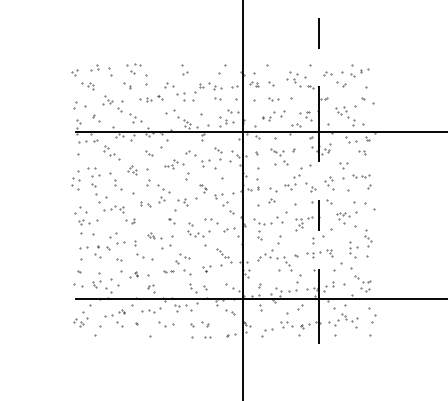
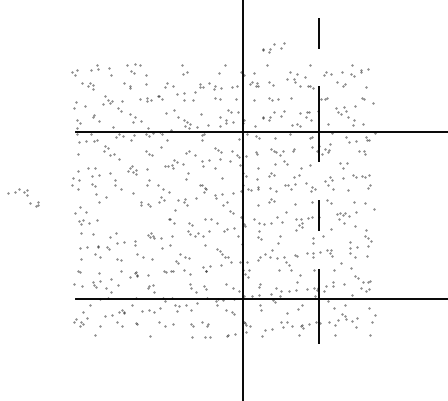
part: none -> present (273, 47)
part: none -> present (271, 174)
part position: (119, 214) -> (23, 197) (23, 197)
